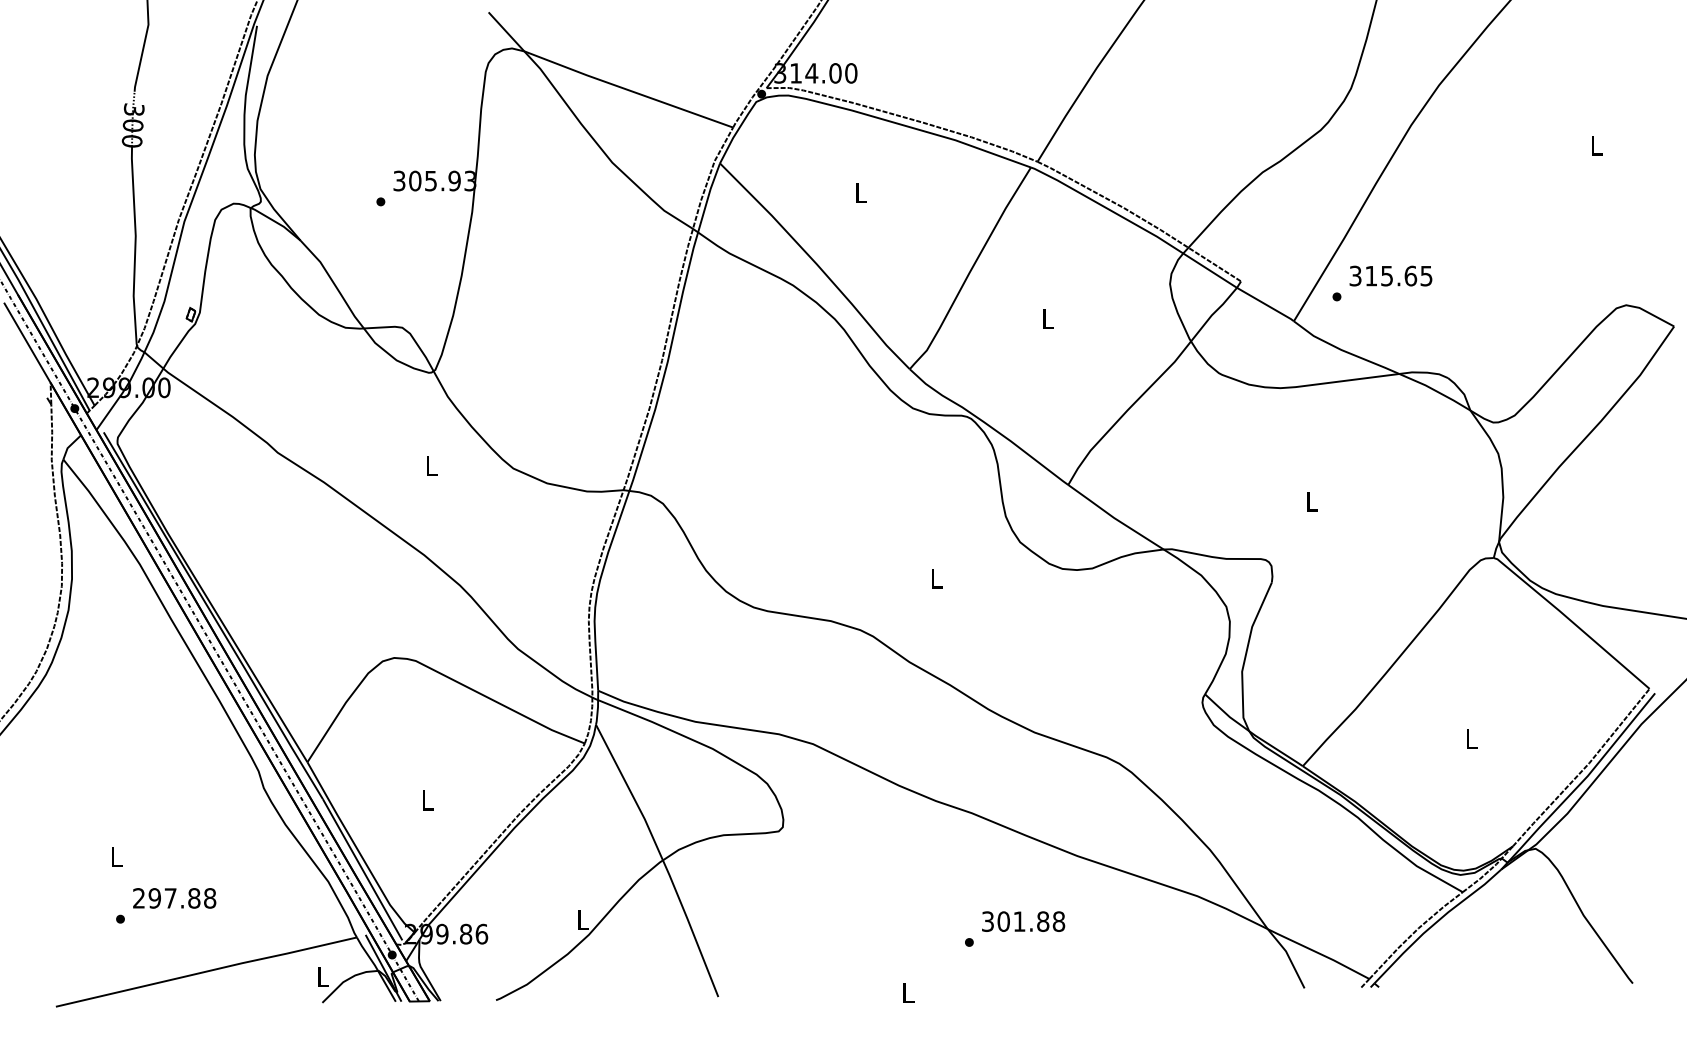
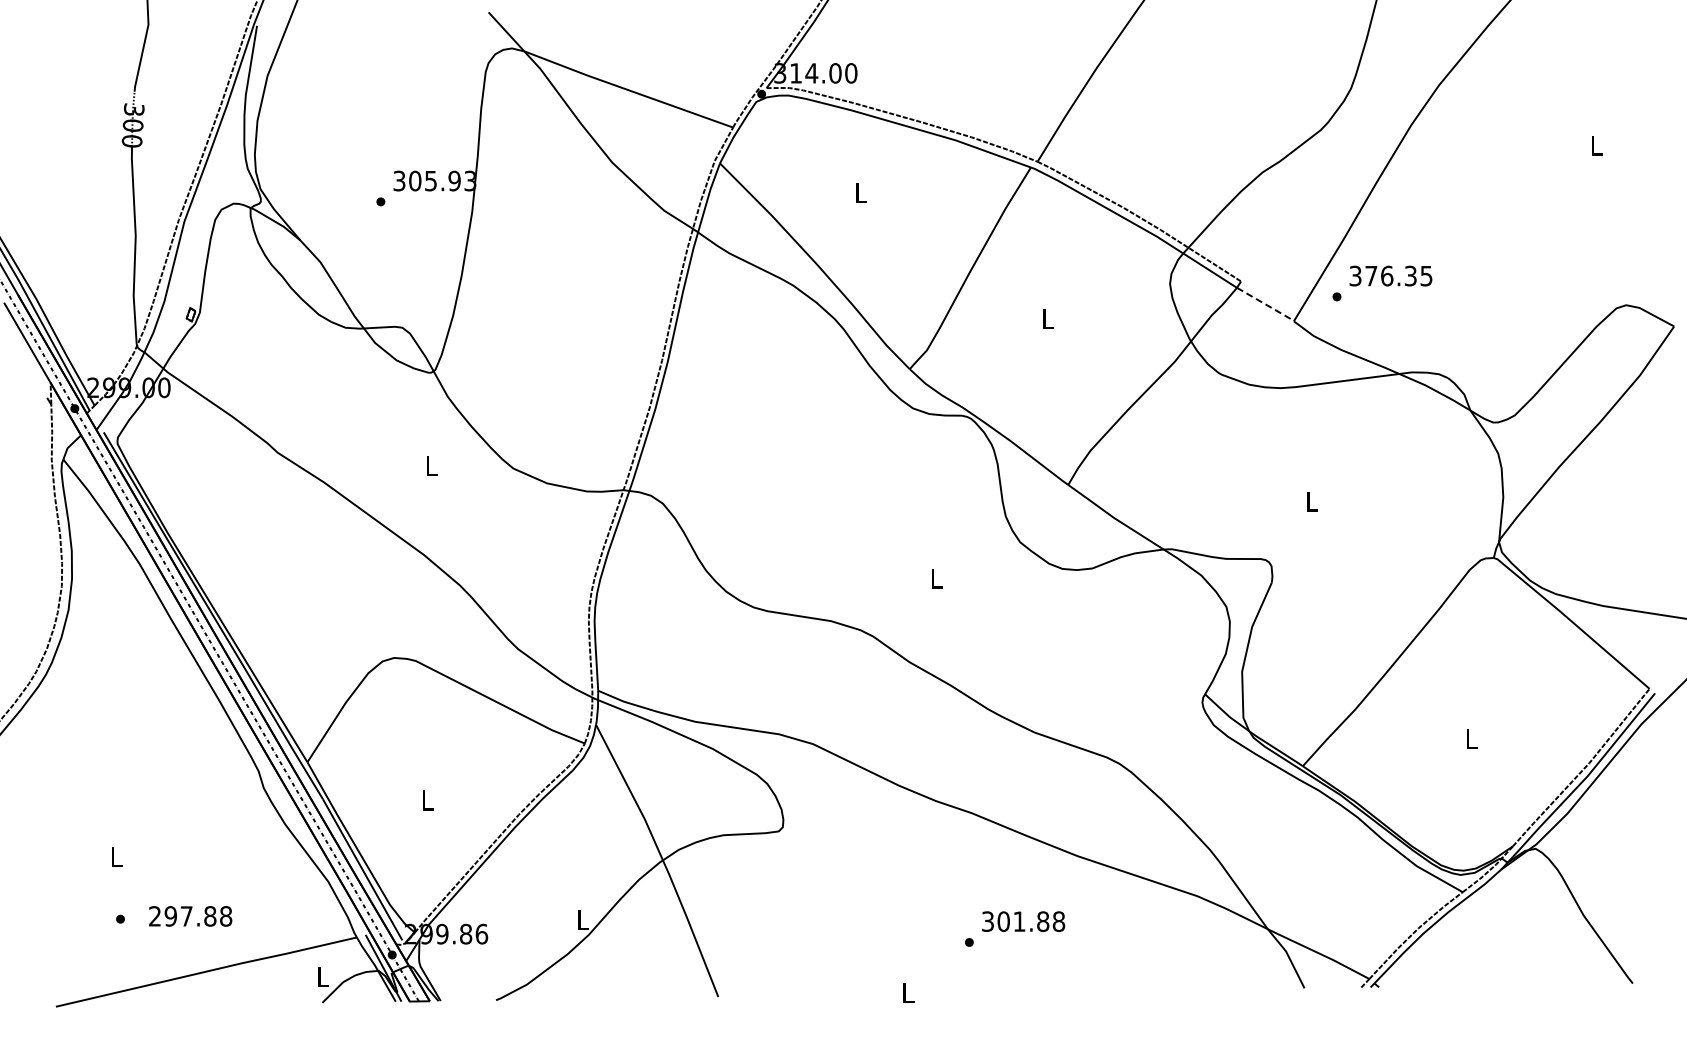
text: 315.65 -> 376.35 (1391, 275)
line: solid -> dashed (1266, 304)
text position: (174, 898) -> (190, 916) (190, 916)
